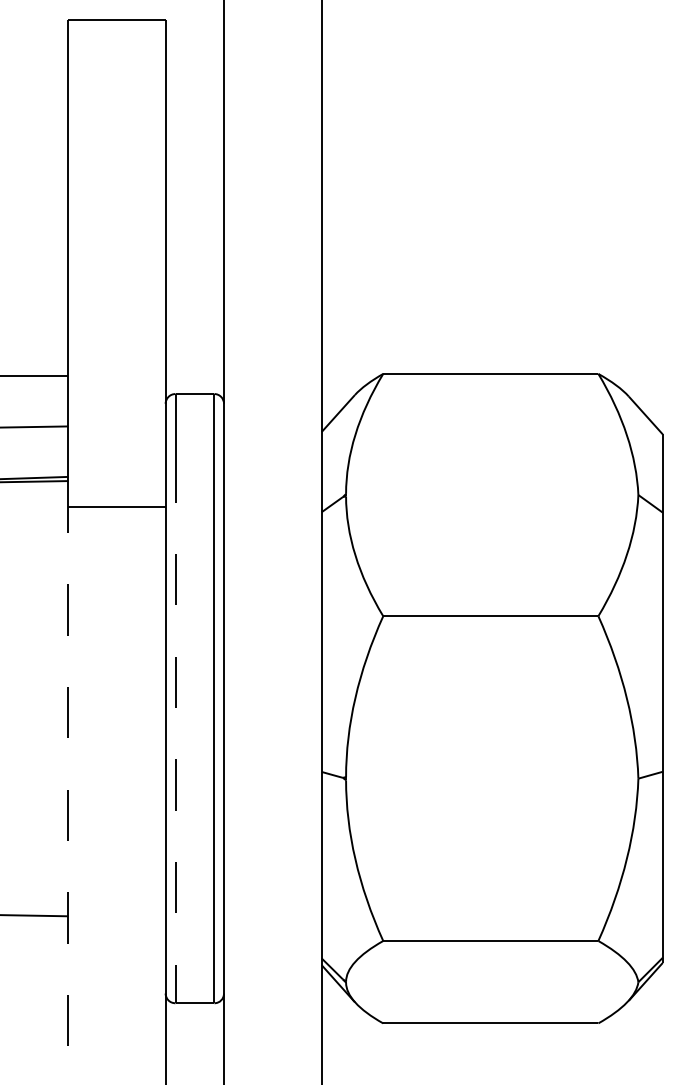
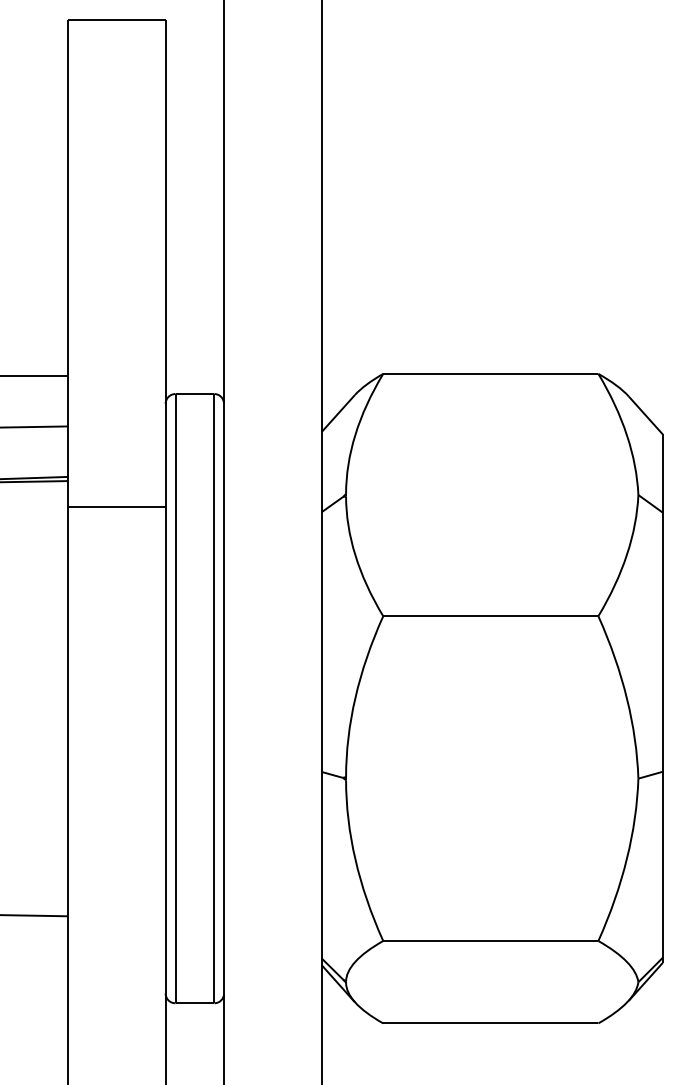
line: dashed -> solid (175, 727)
line: dashed -> solid (68, 796)
